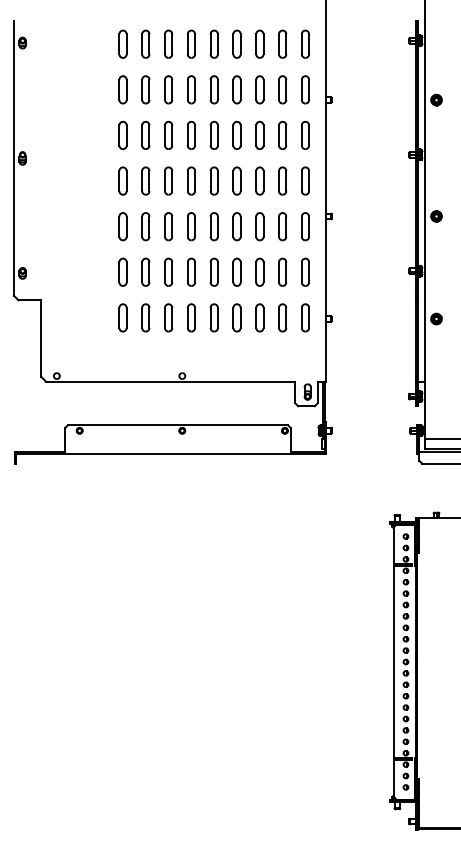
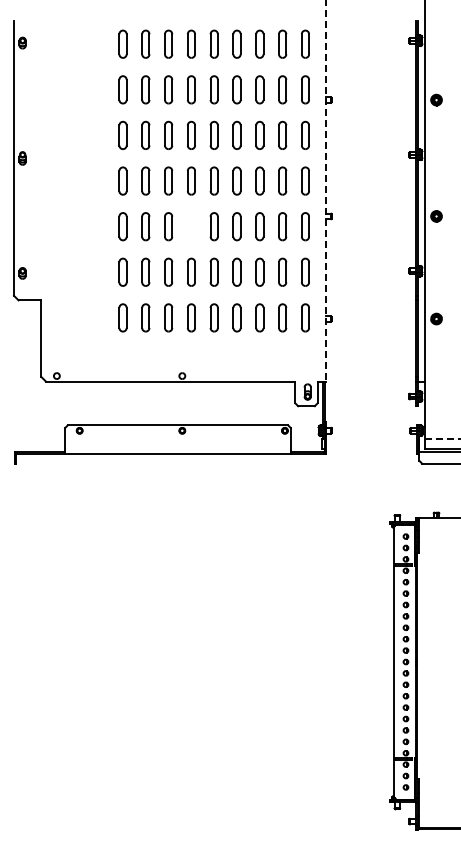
line: solid -> dashed (325, 190)
part: present -> none (191, 226)
line: solid -> dashed (442, 438)
